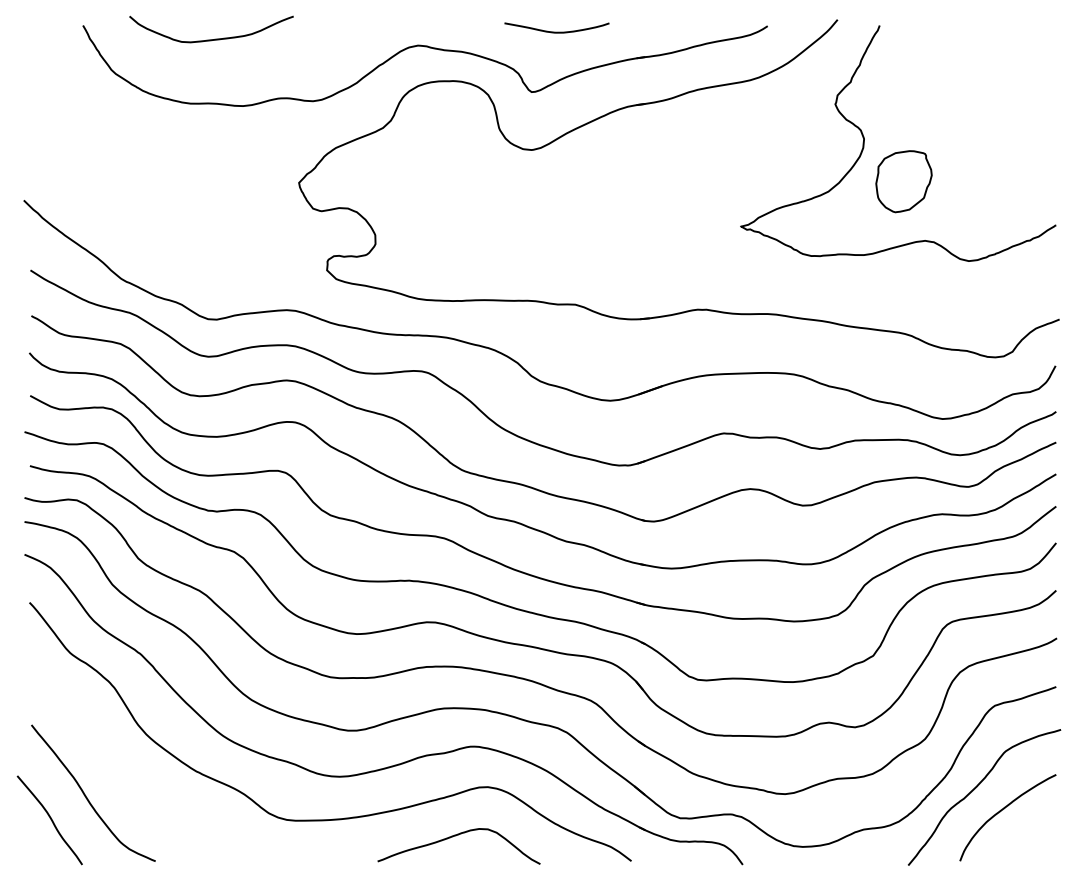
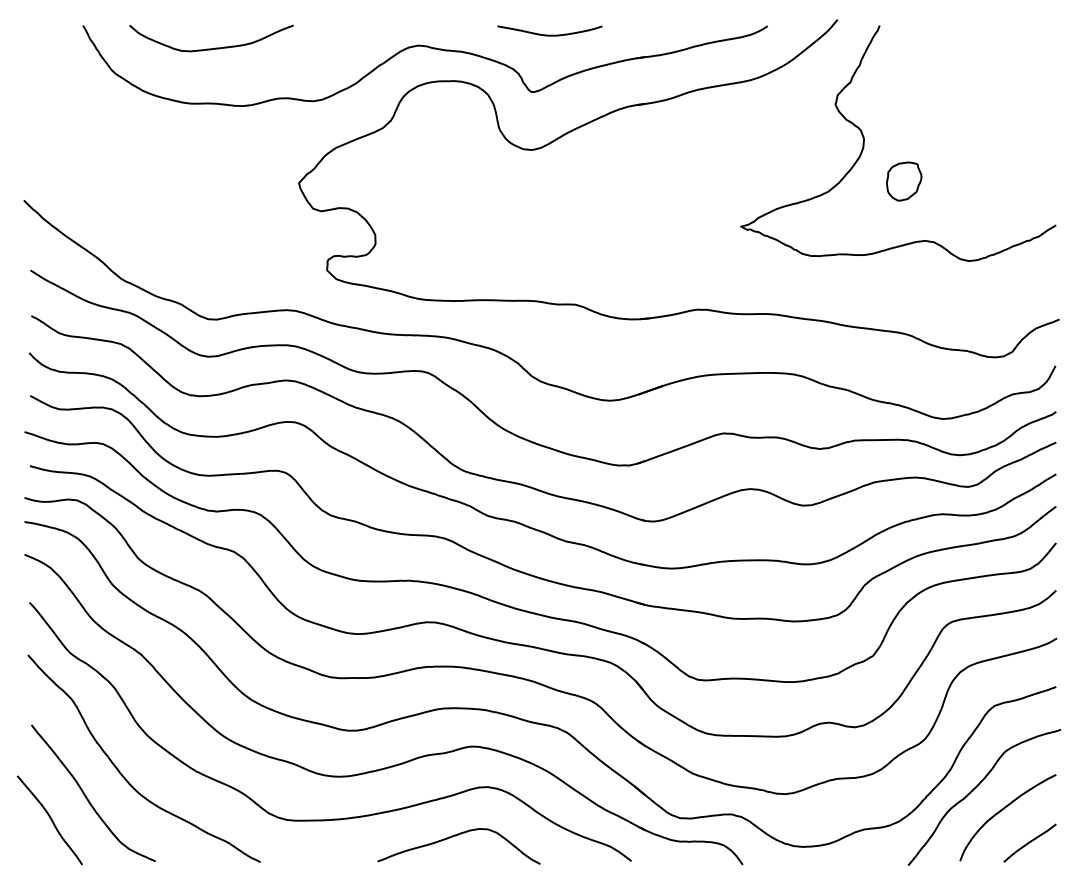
curve position: (556, 31) -> (549, 34) (549, 34)
curve position: (215, 38) -> (215, 47) (215, 47)
part size: 58x64 px -> 37x41 px (904, 181)
curve: none -> present (124, 776)
curve: none -> present (1029, 842)
